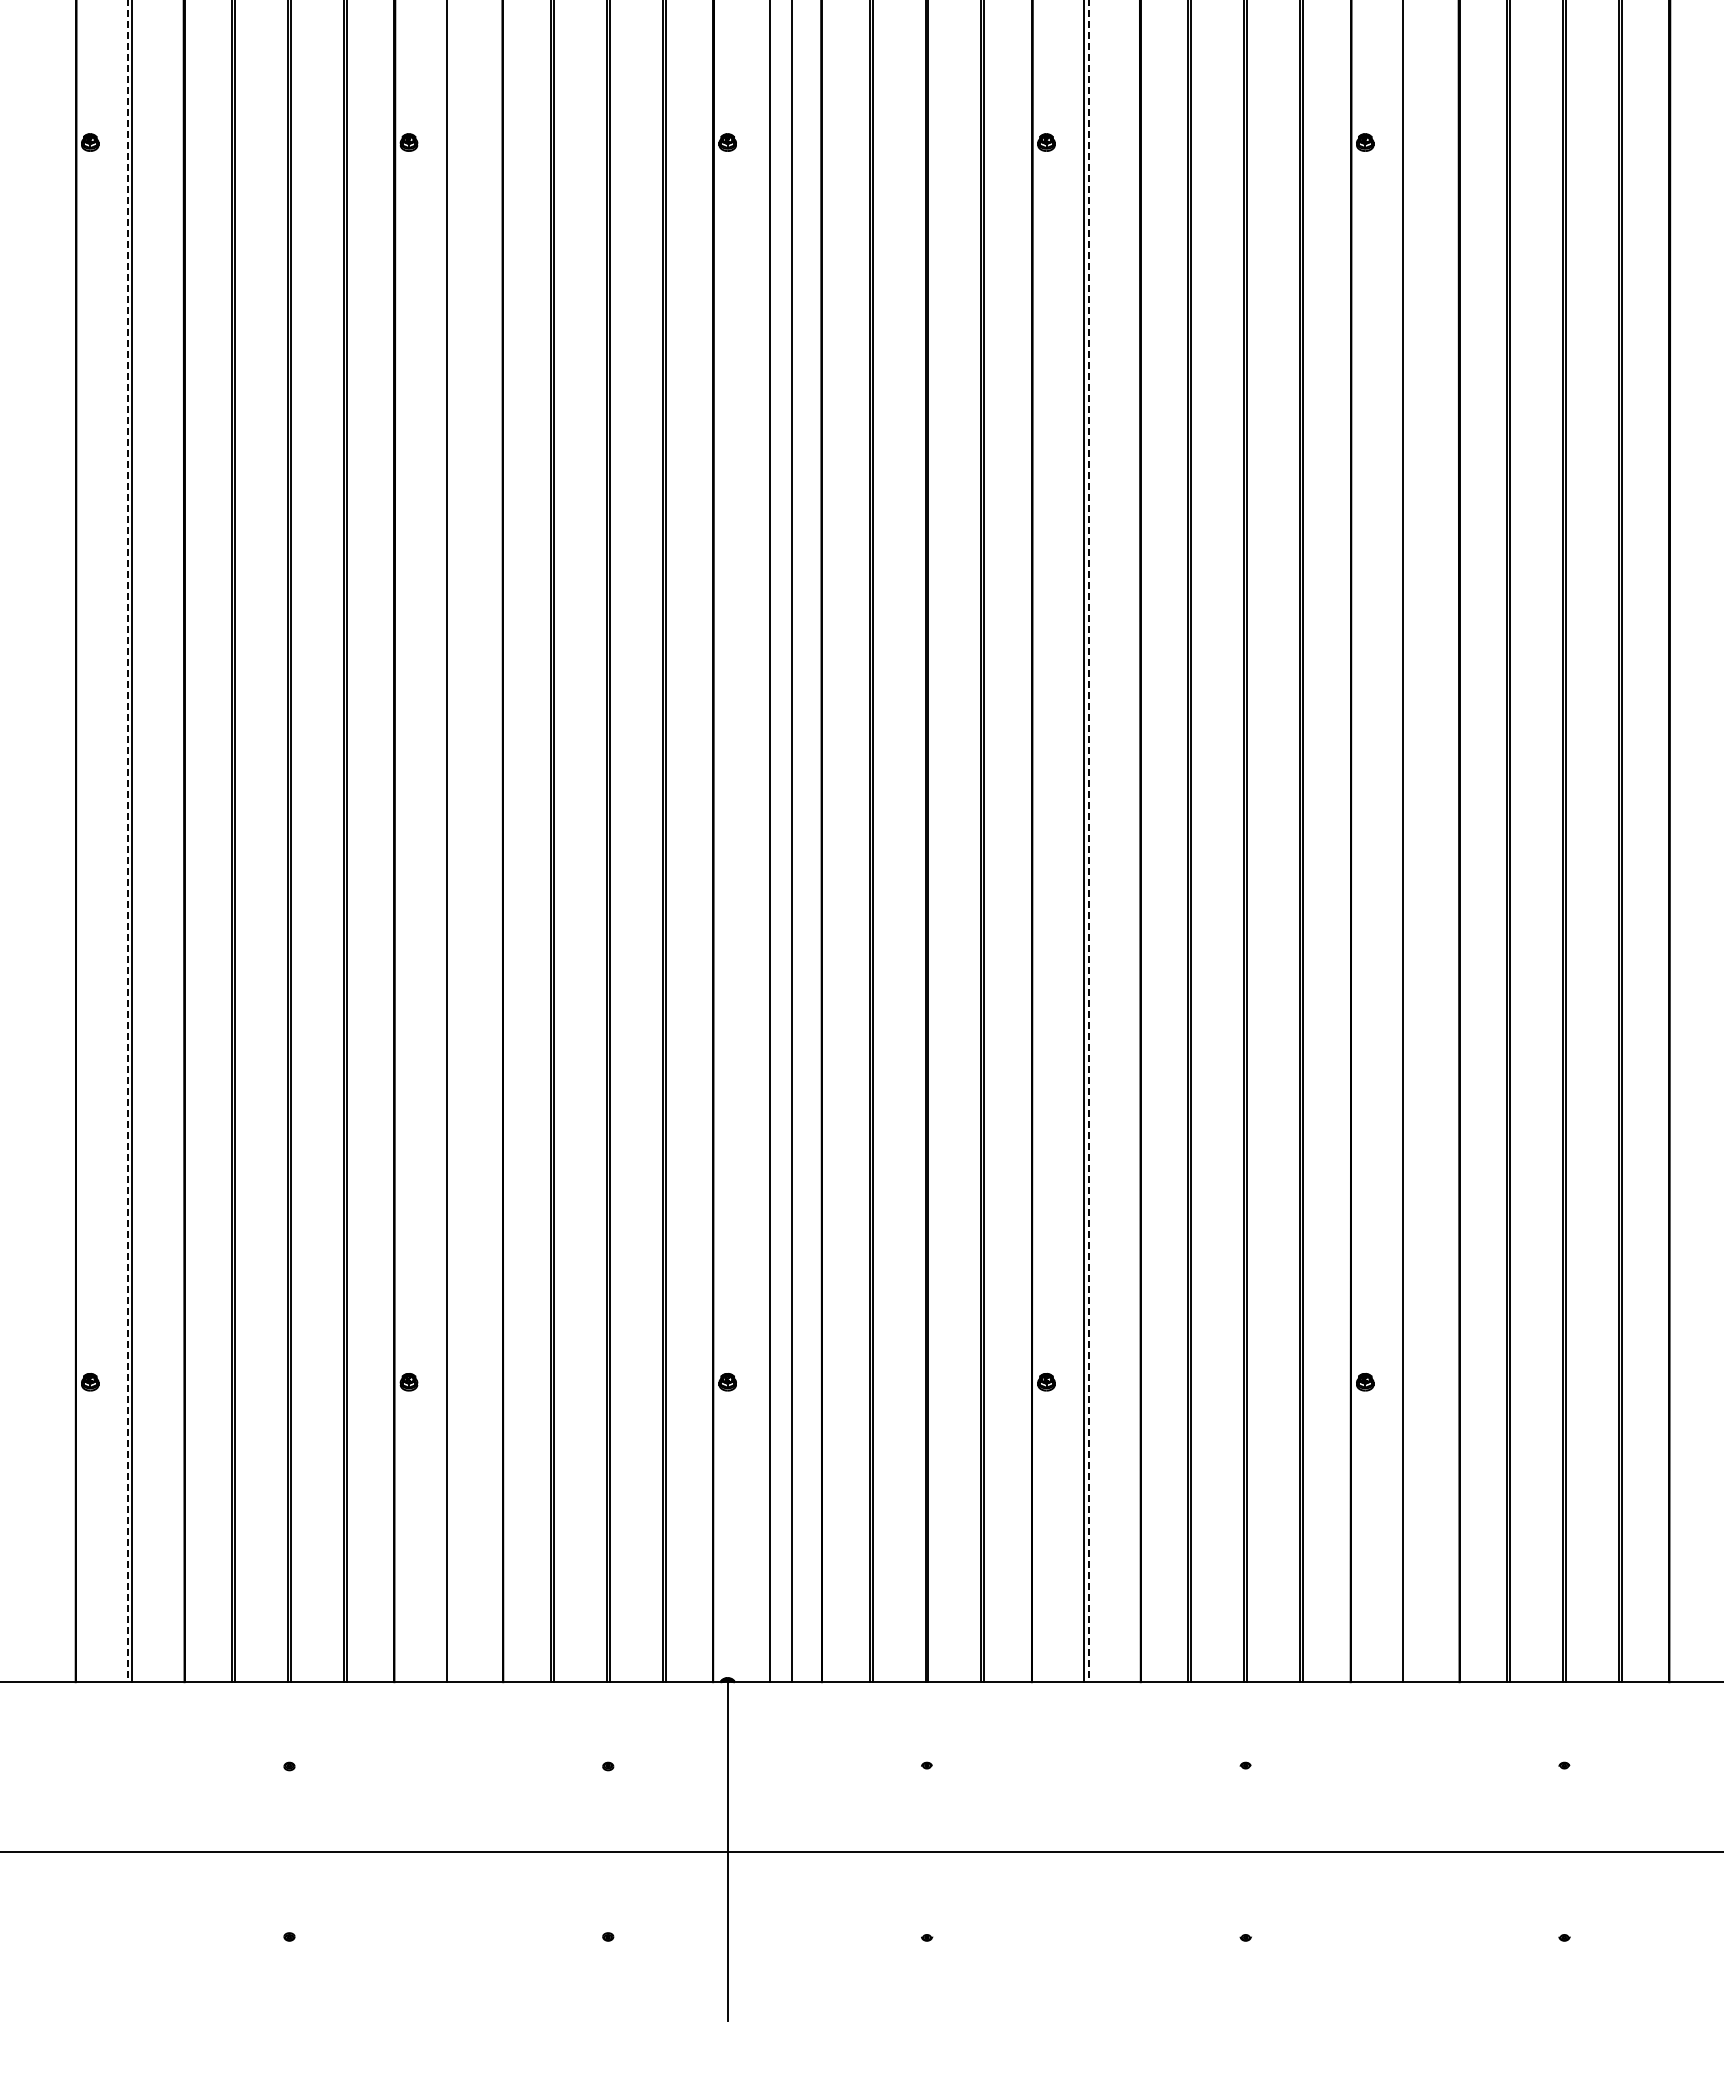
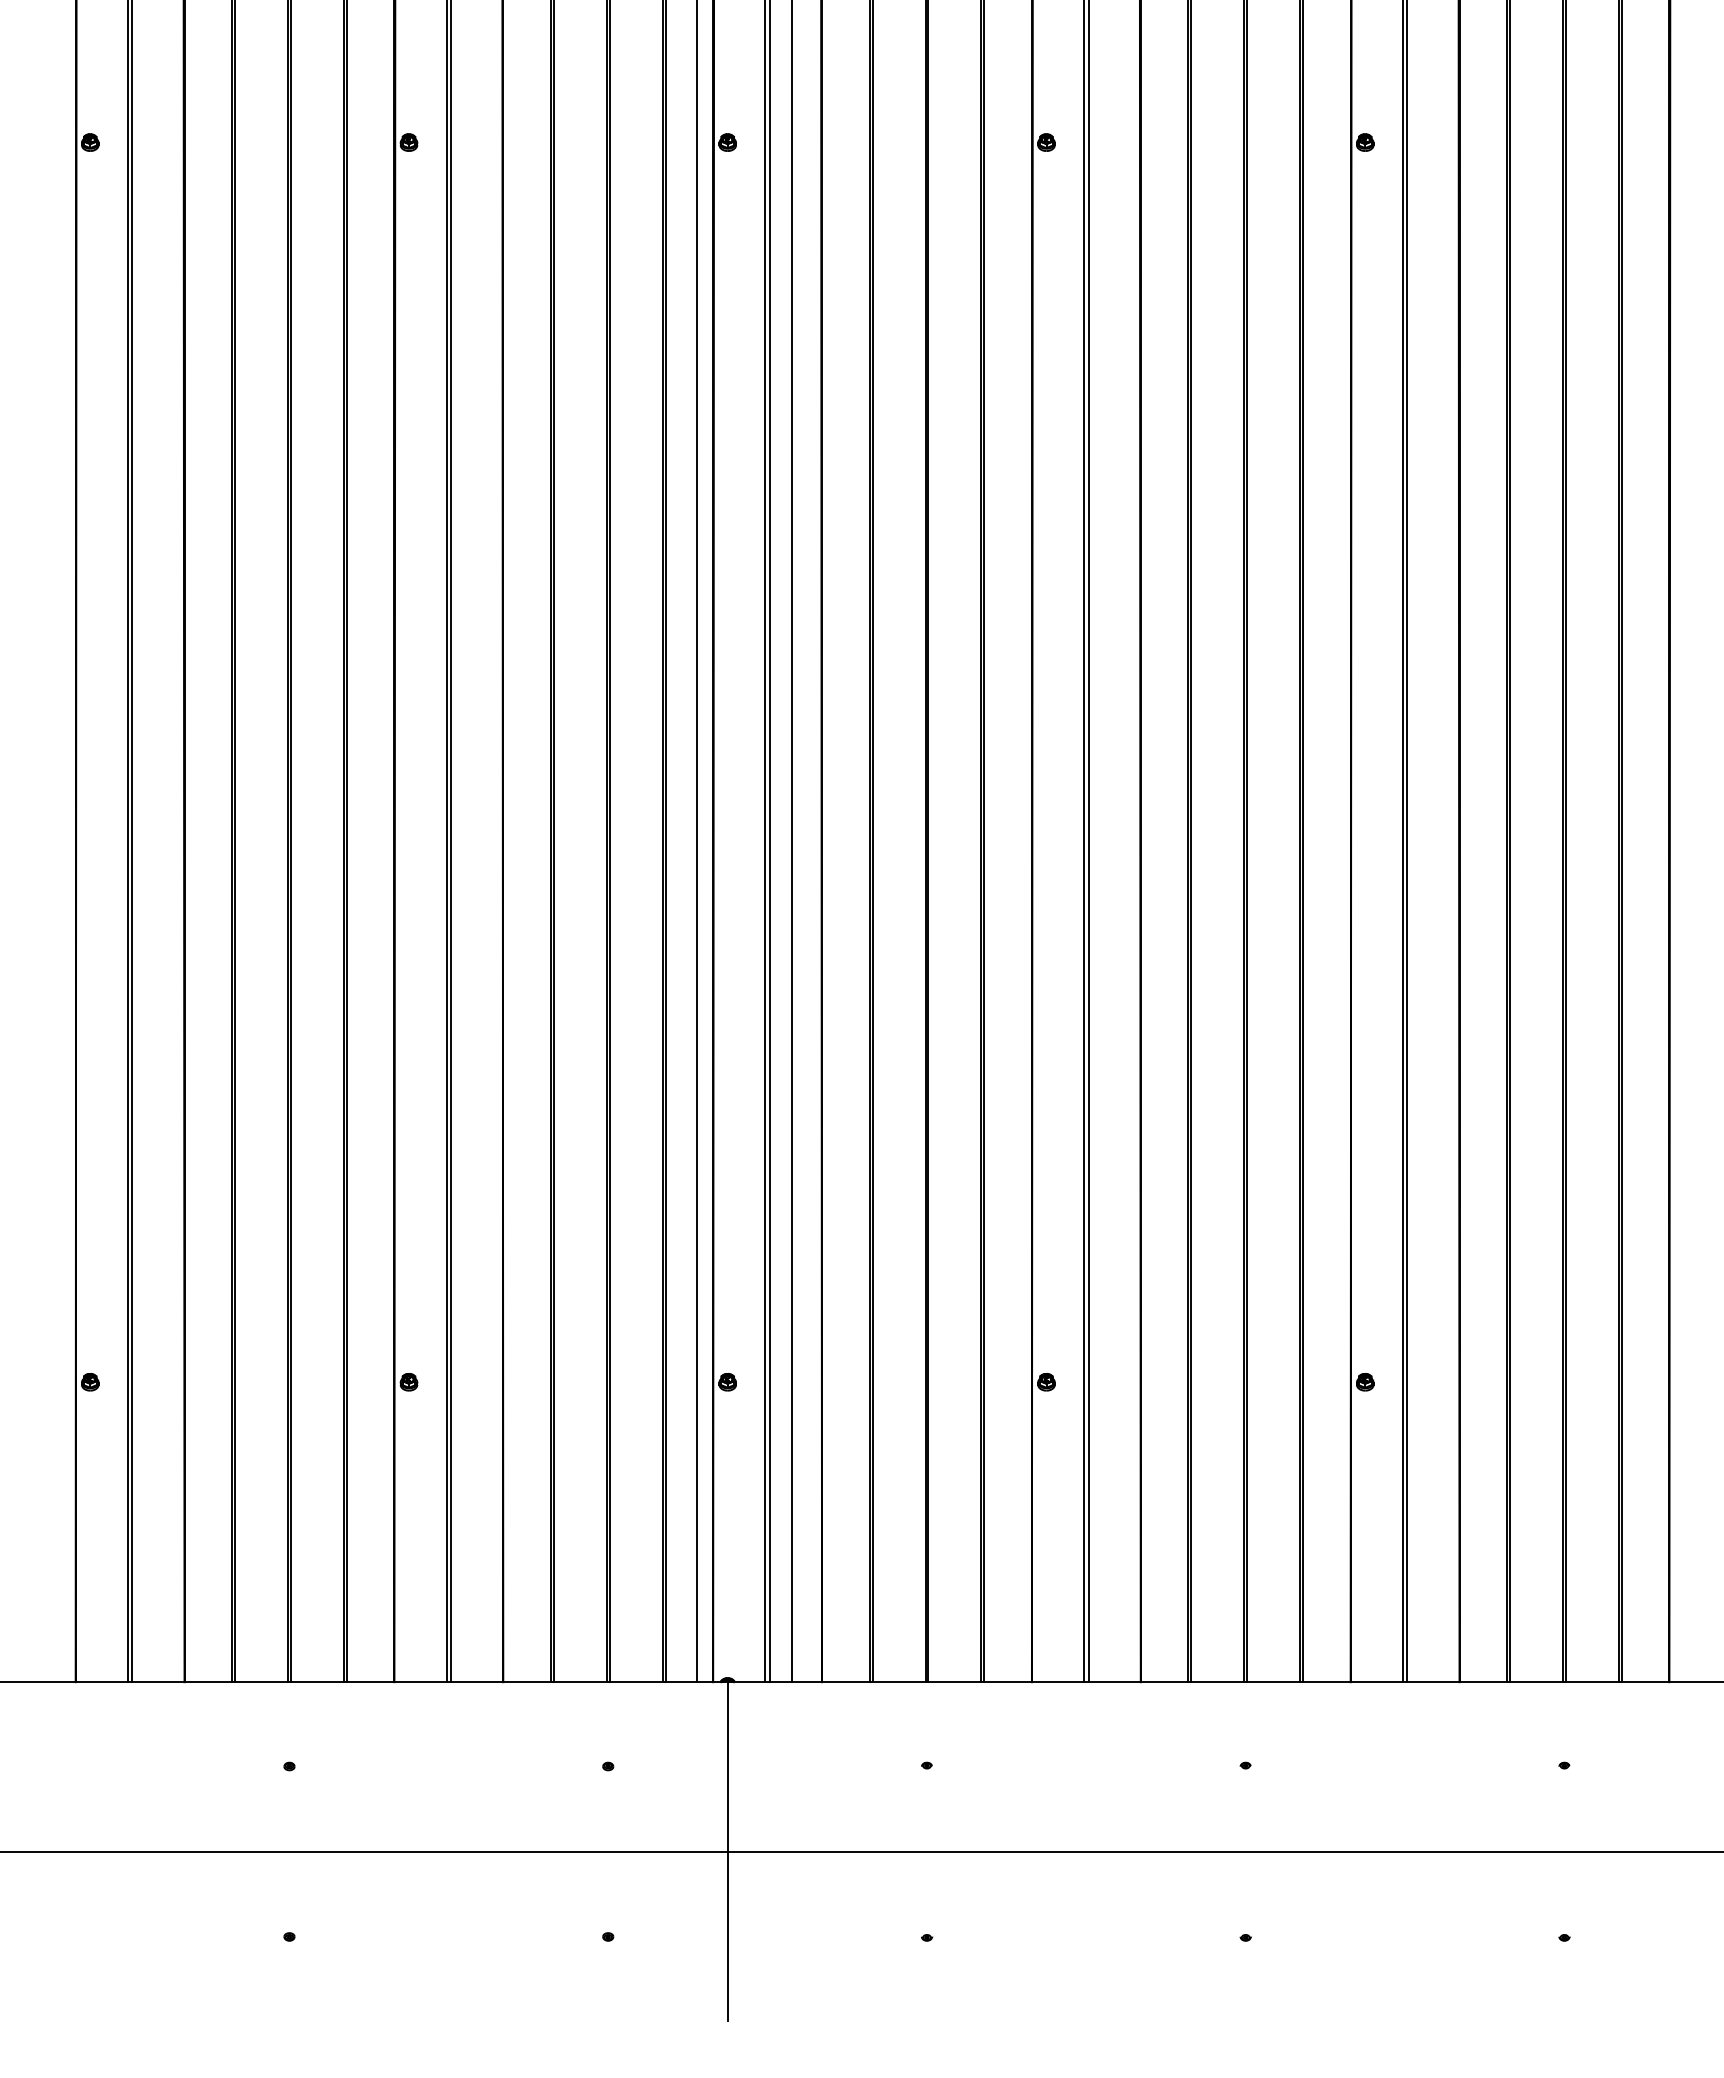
line: dashed -> solid (127, 841)
line: dashed -> solid (1088, 841)
line: none -> present (451, 842)
line: none -> present (696, 842)
line: none -> present (765, 842)
line: none -> present (1407, 842)
